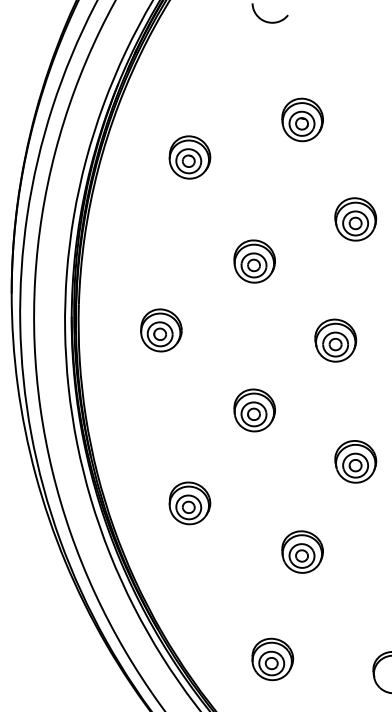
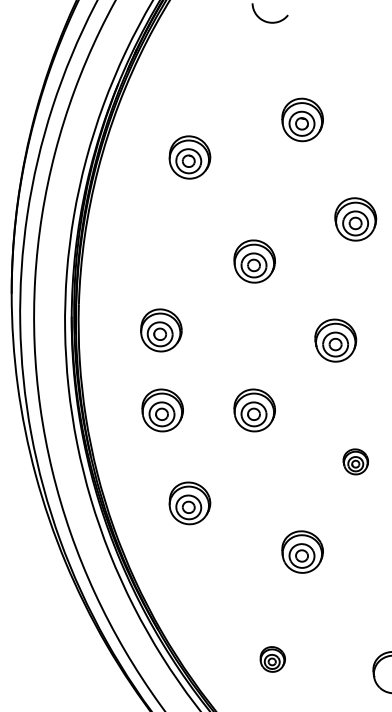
part: none -> present (162, 410)
part size: 44x44 px -> 27x28 px (355, 461)
part size: 44x45 px -> 27x27 px (272, 659)
